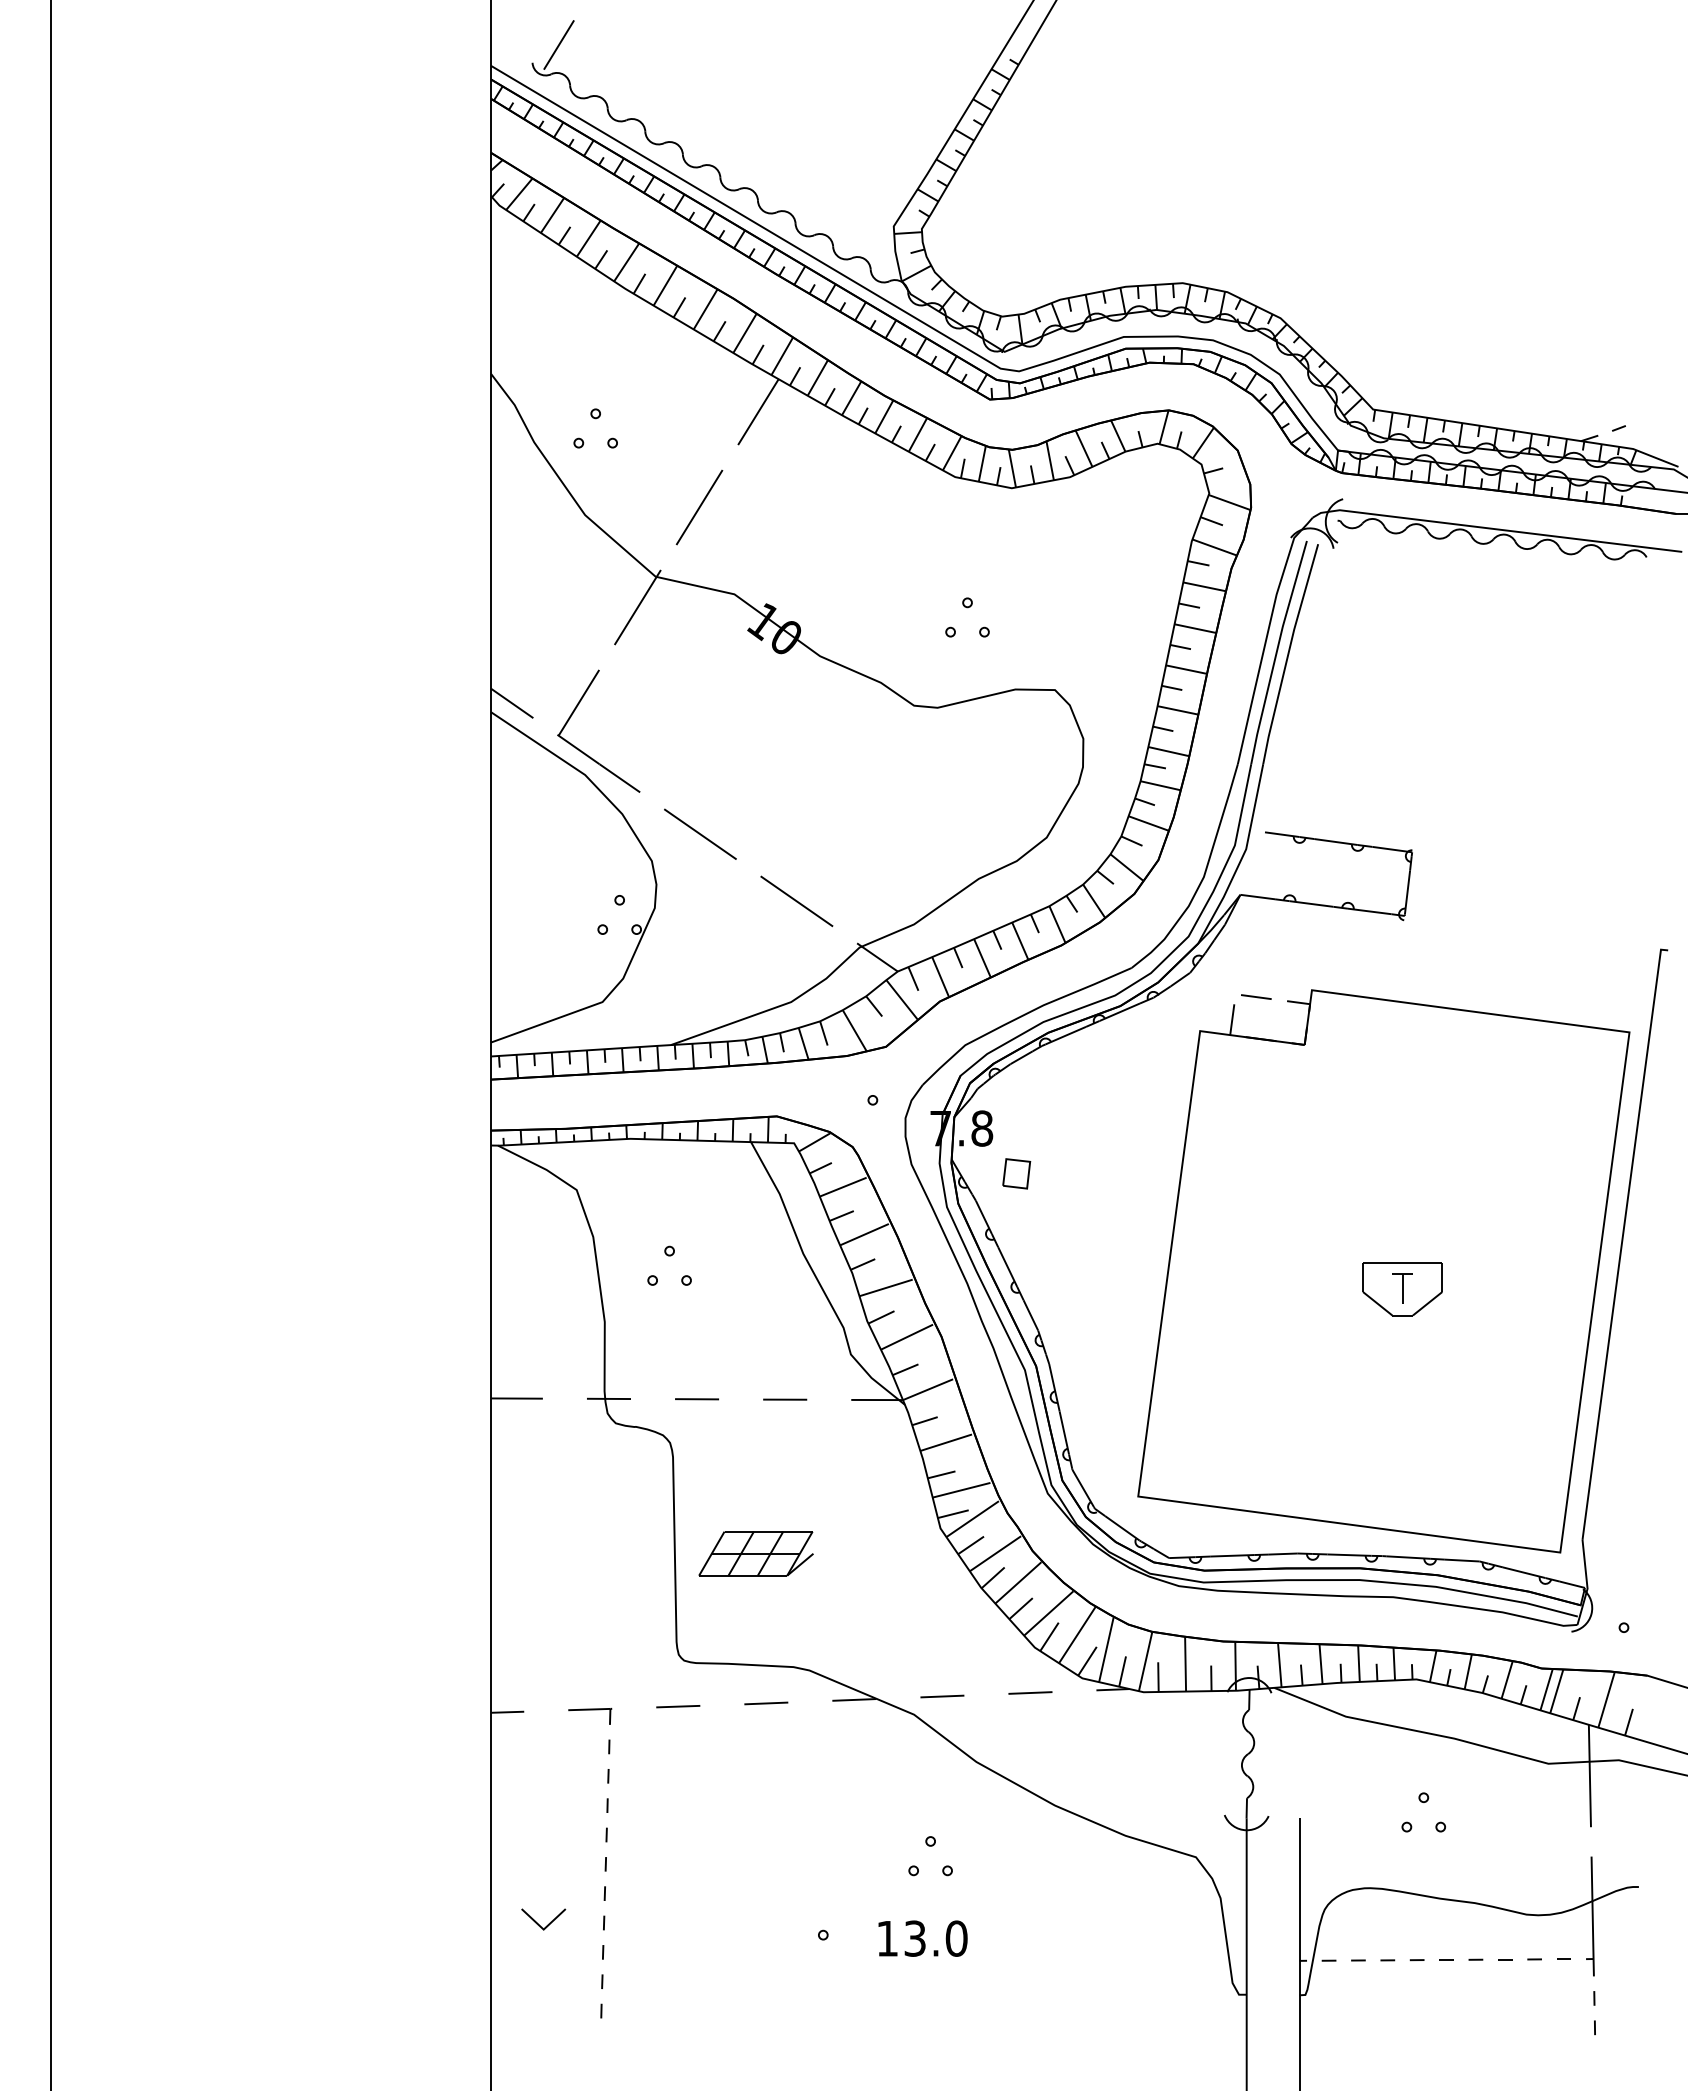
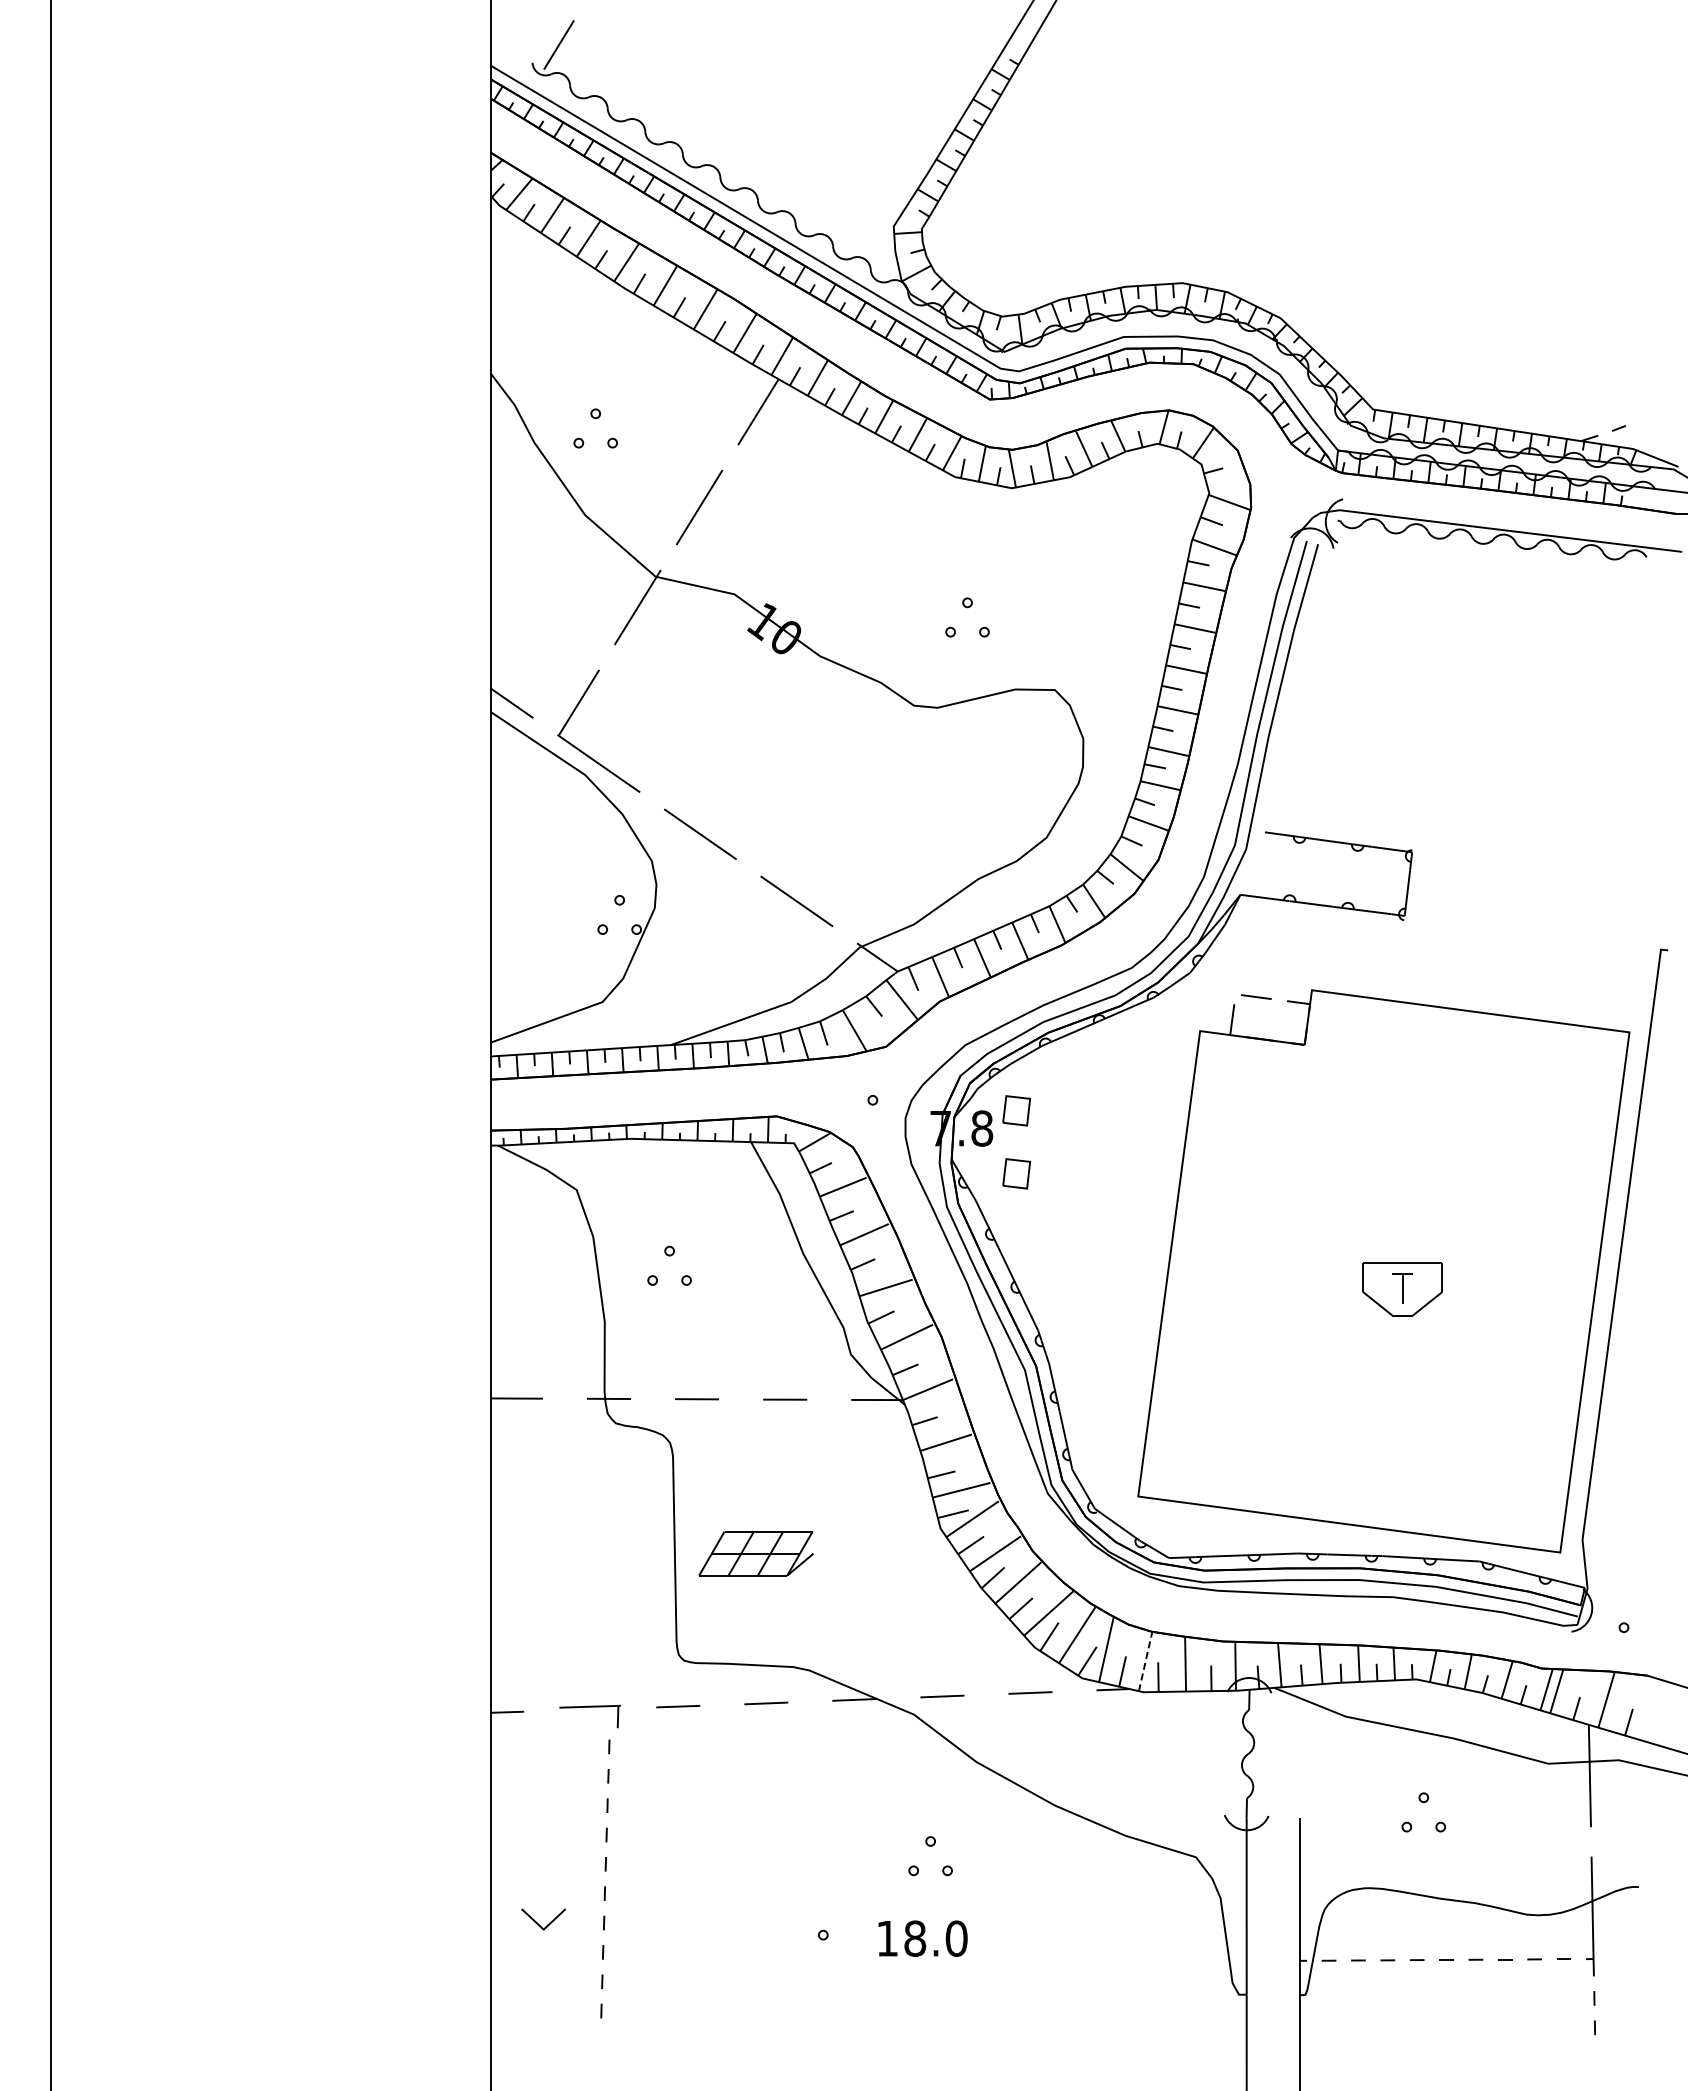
part: none -> present (1016, 1110)
line: solid -> dashed (1145, 1661)
part size: 45x17 px -> 62x25 px (589, 1716)
text: 13.0 -> 18.0 (915, 1938)
